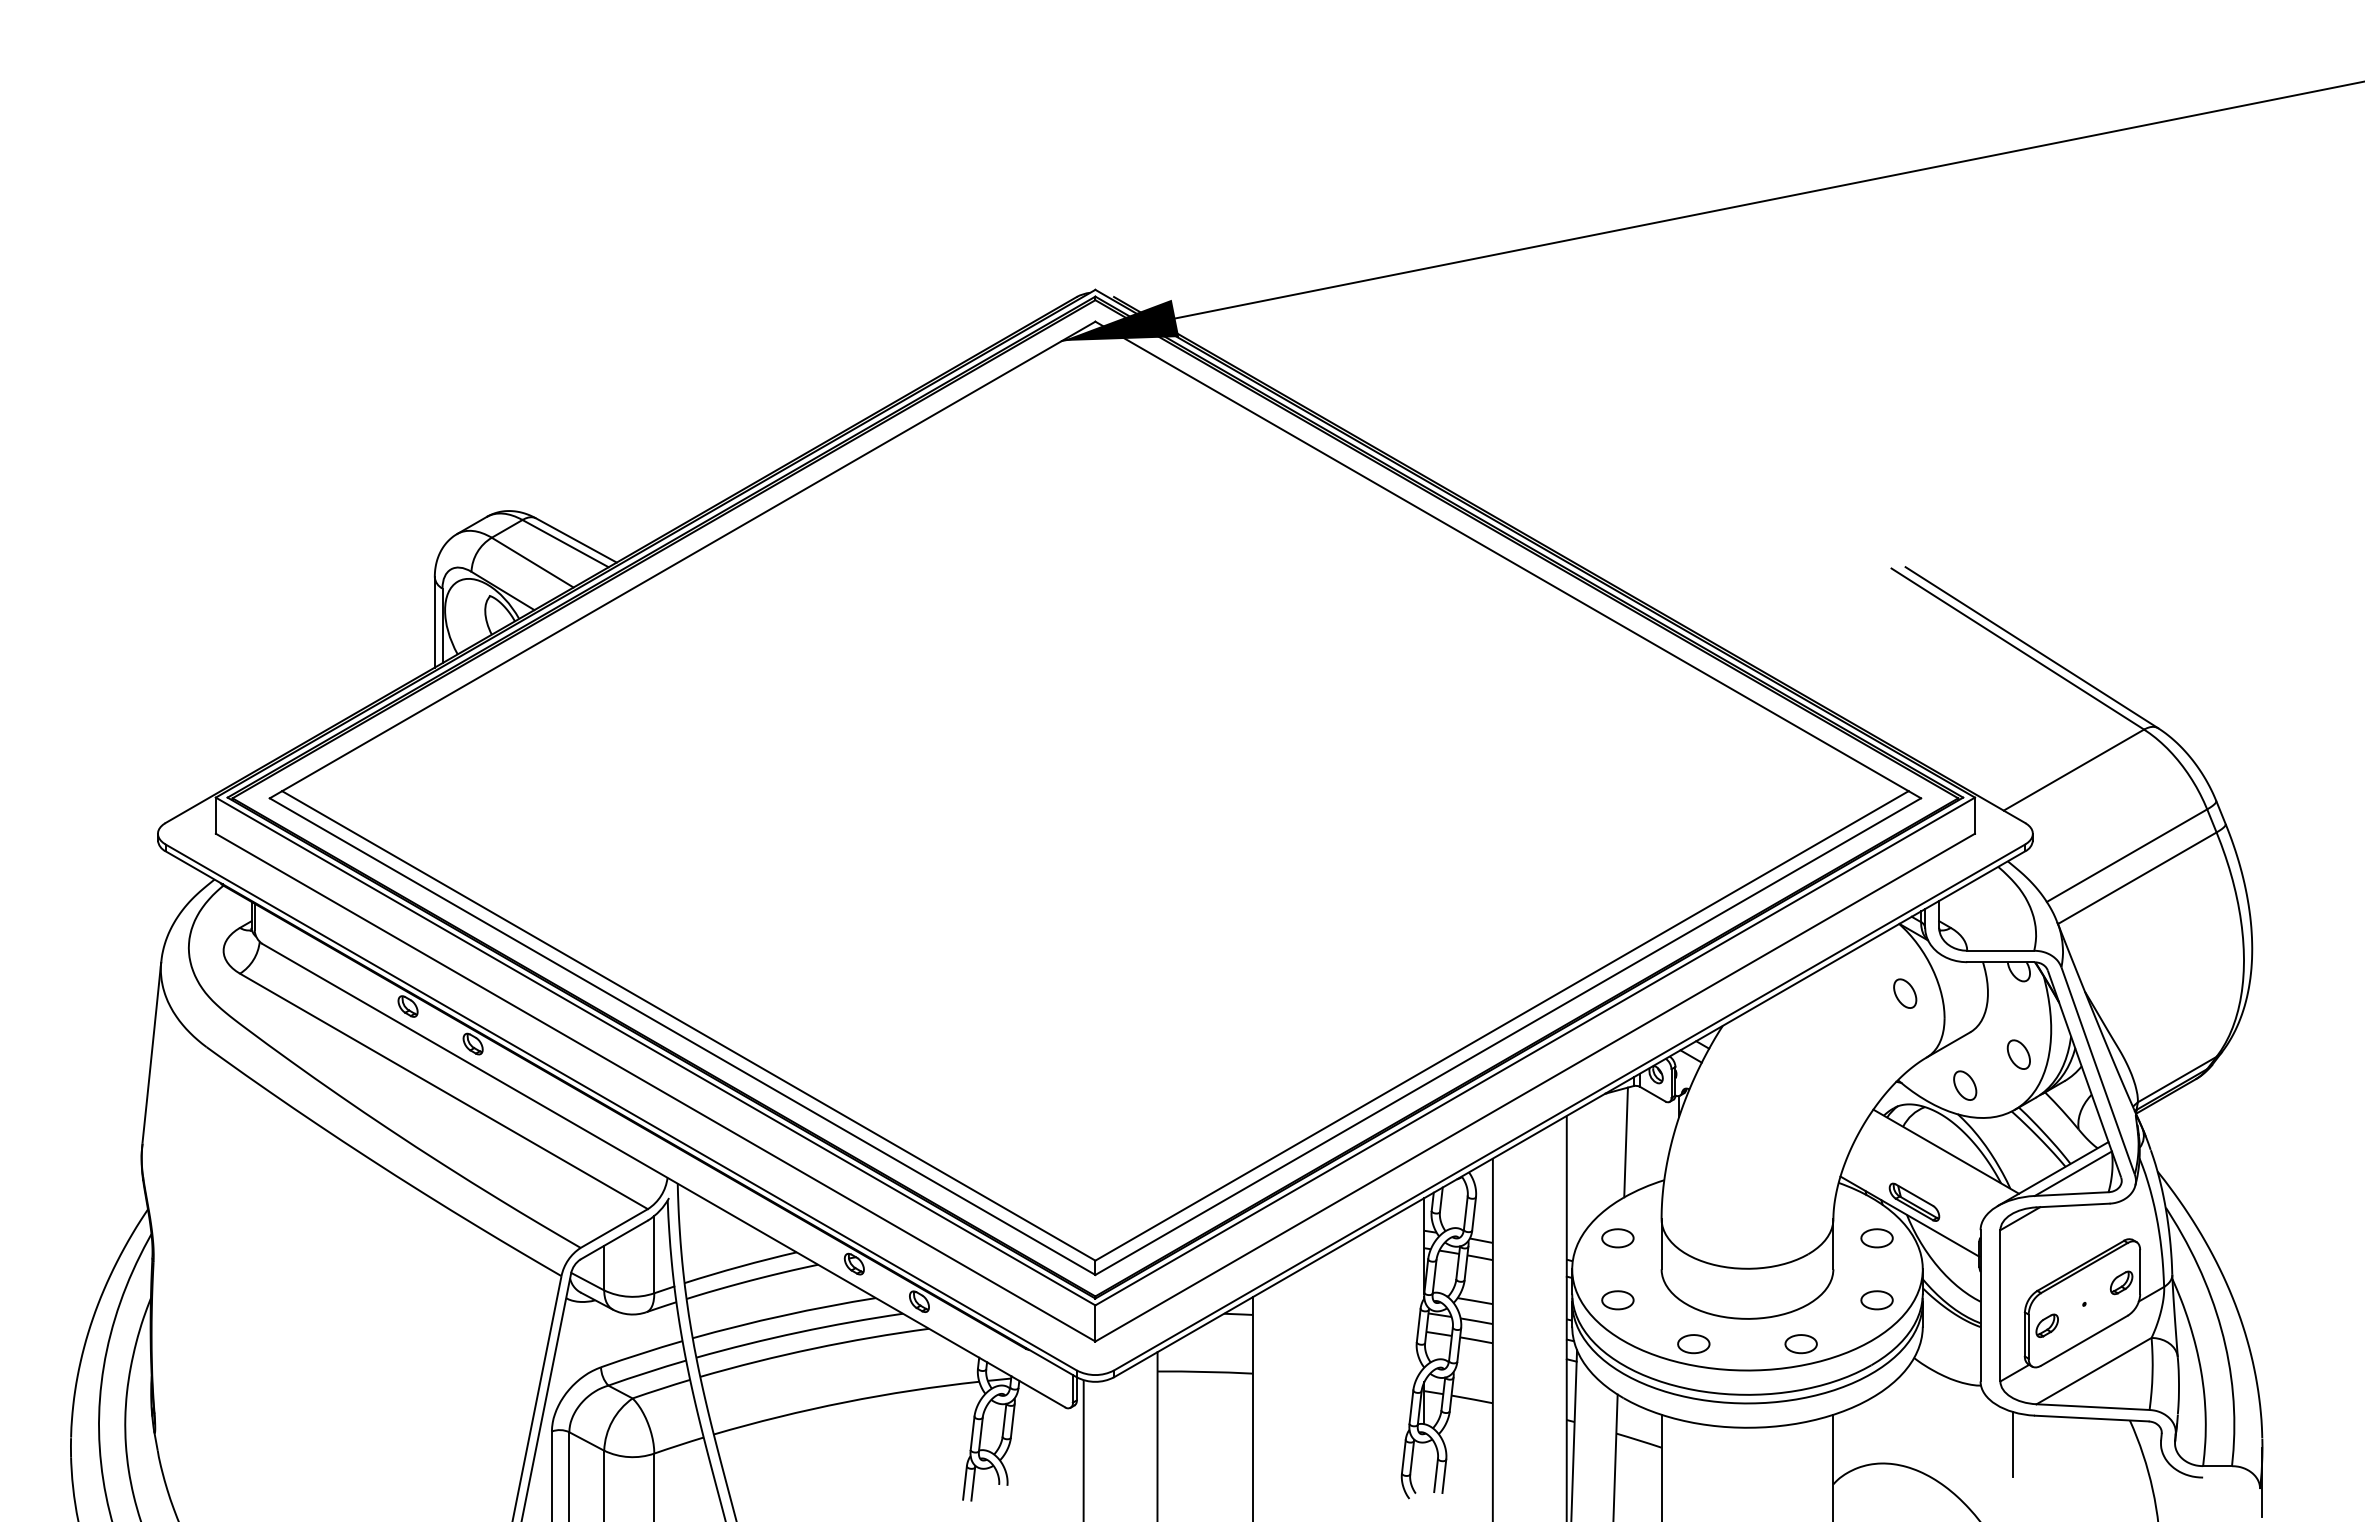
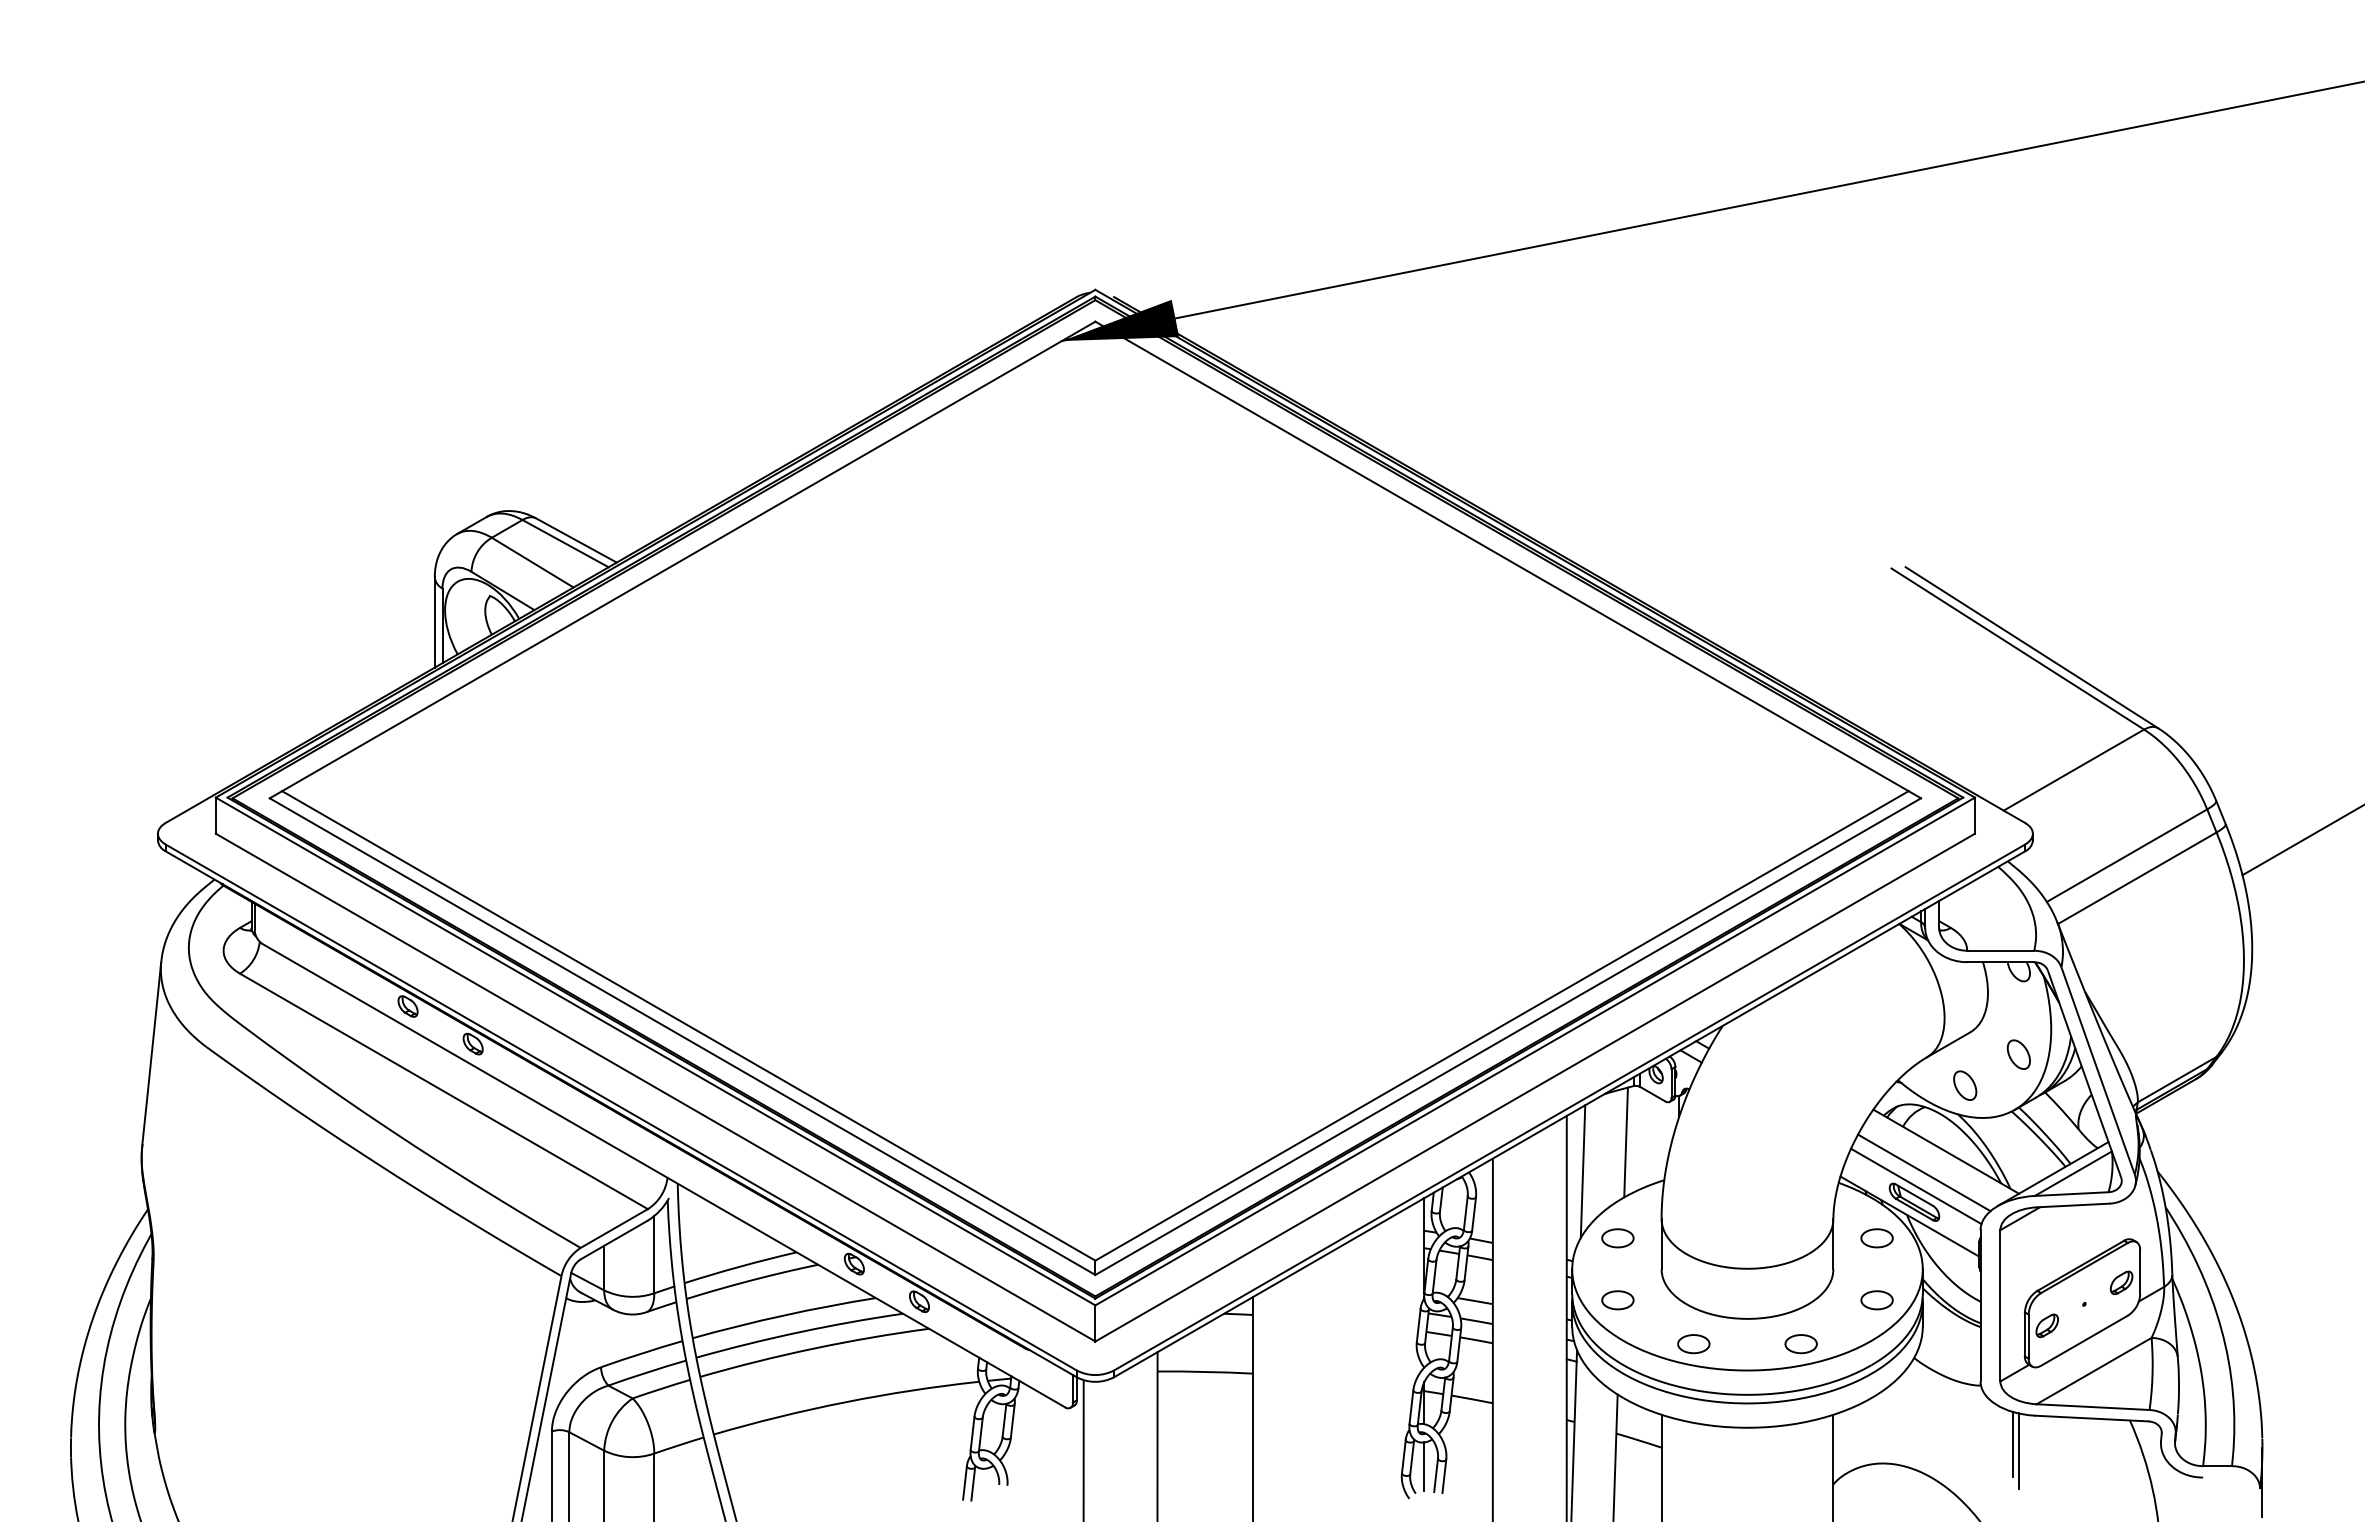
line: none -> present (2301, 840)
part: present -> none (1905, 993)
line: none -> present (1582, 1171)
line: none -> present (1924, 1172)
line: none -> present (1916, 1186)
line: none -> present (2018, 1451)
line: none -> present (1424, 1466)
